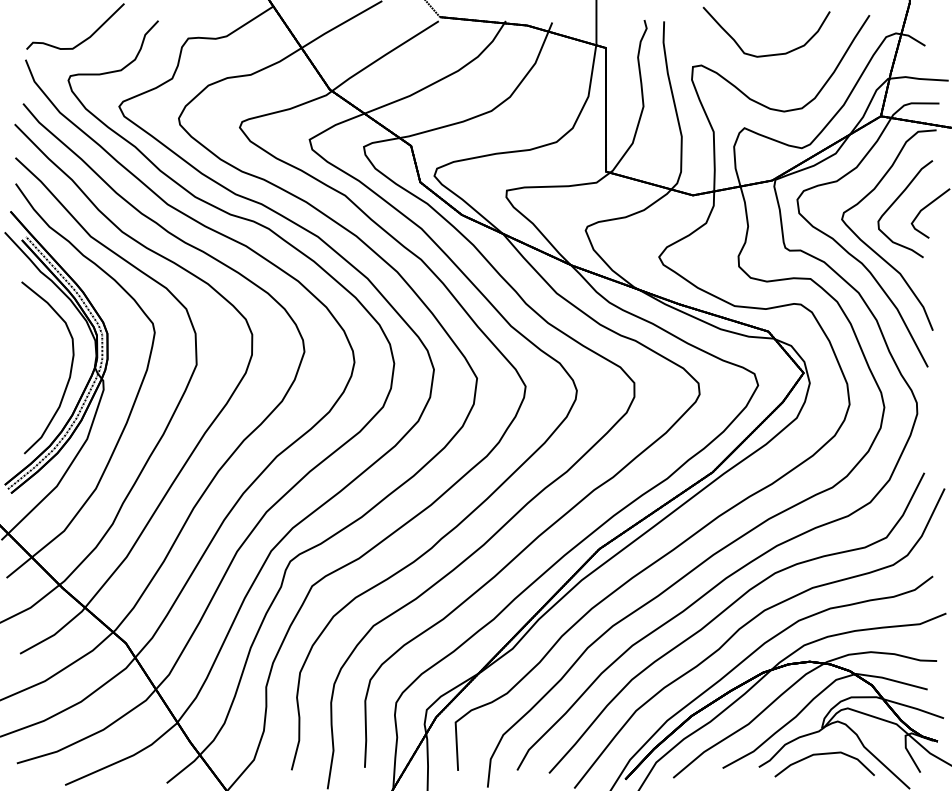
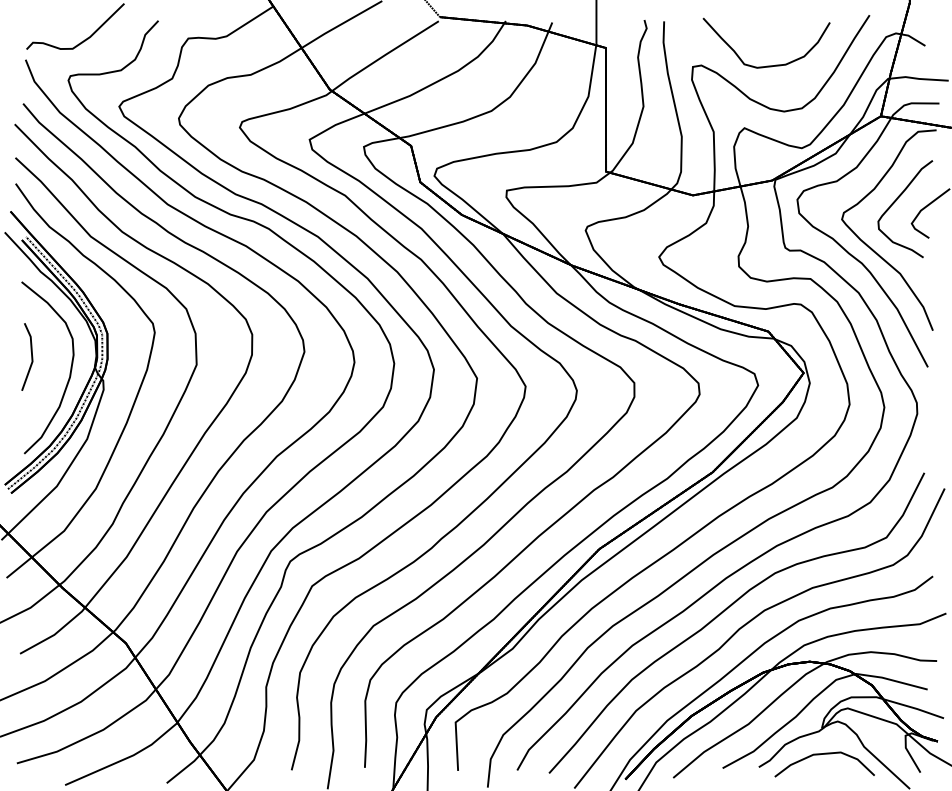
curve position: (766, 54) -> (766, 65) (766, 65)
part: none -> present (27, 356)
